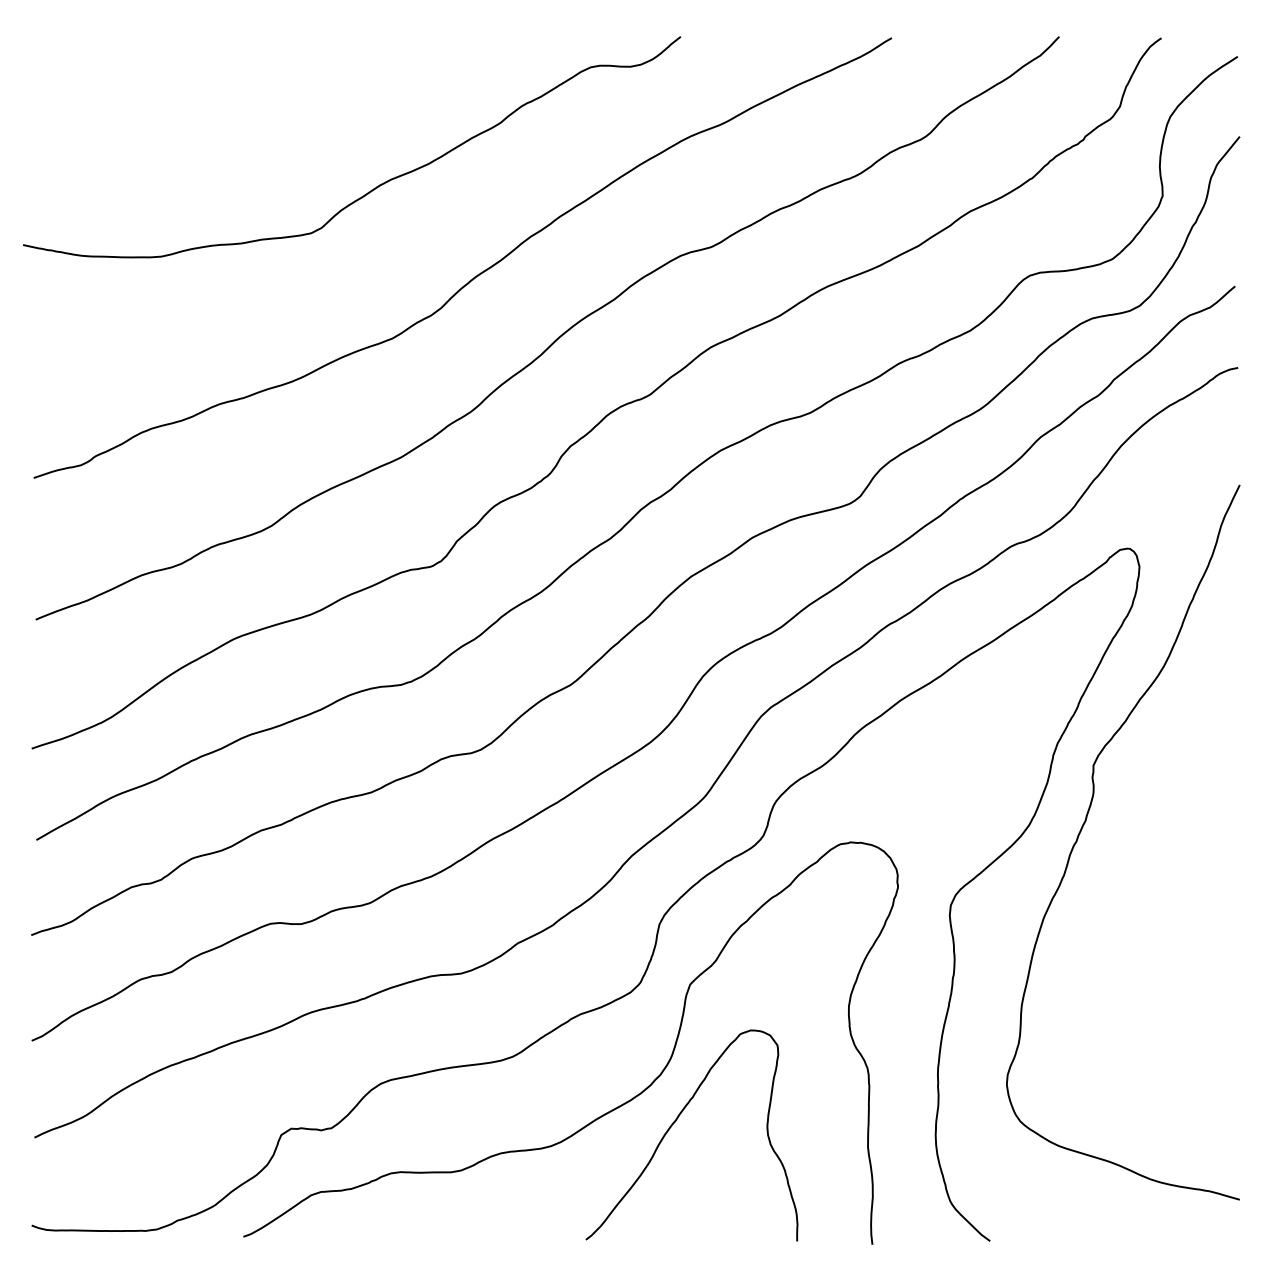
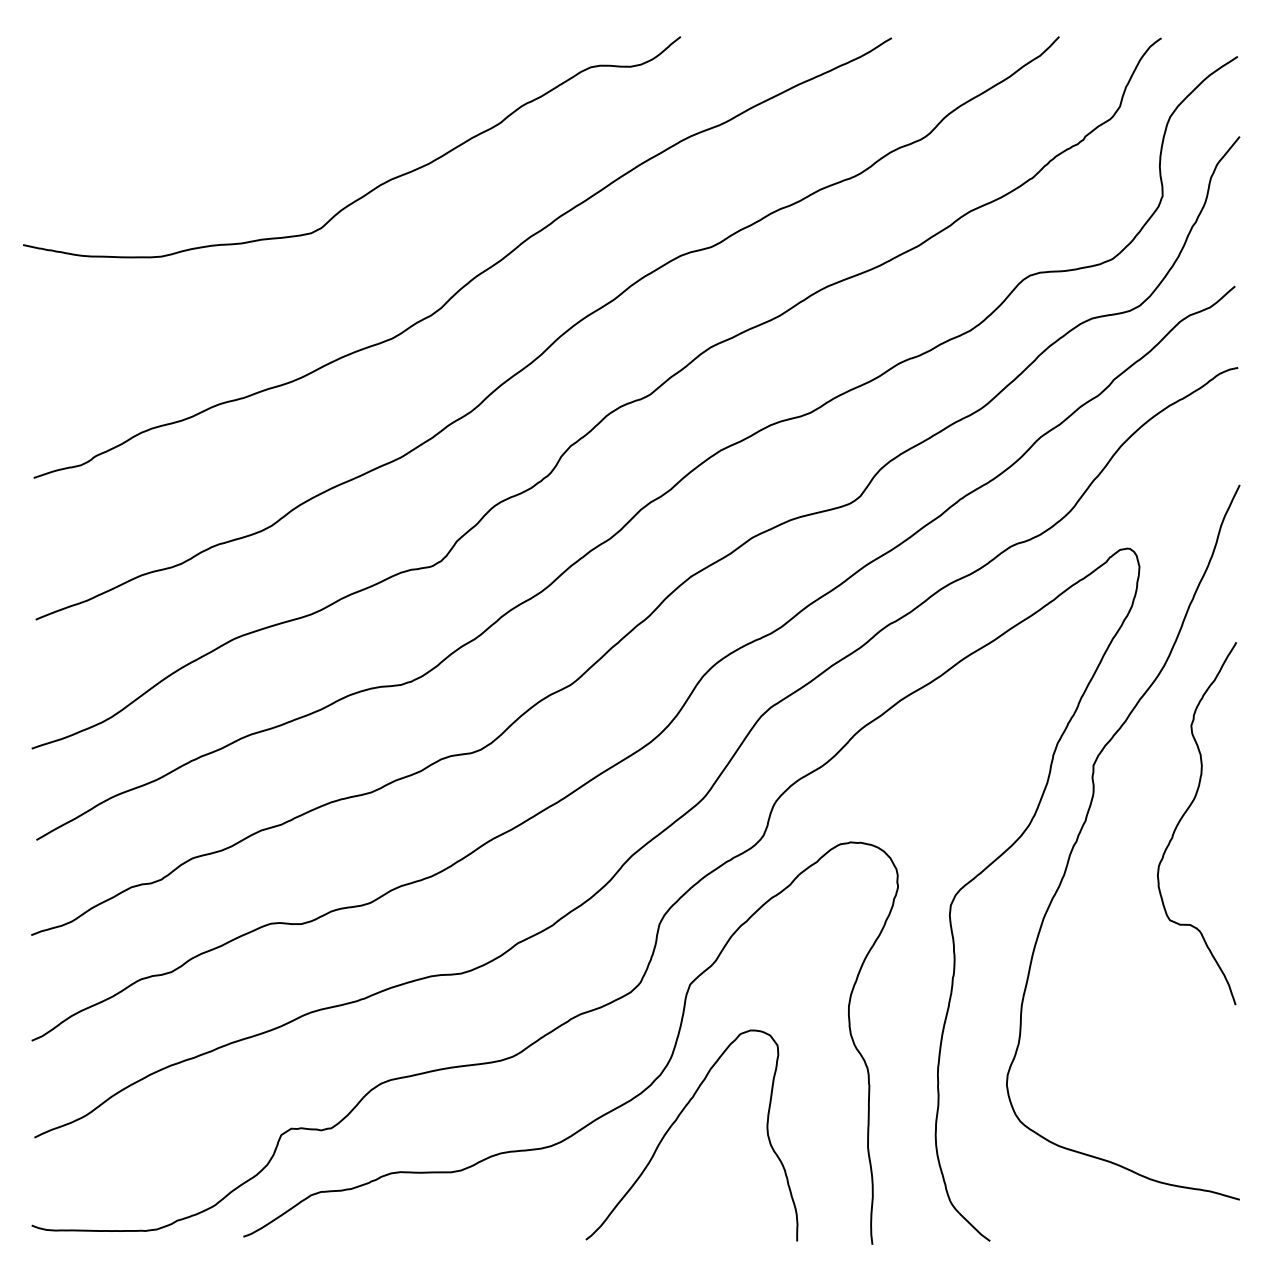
curve: none -> present (1185, 814)
